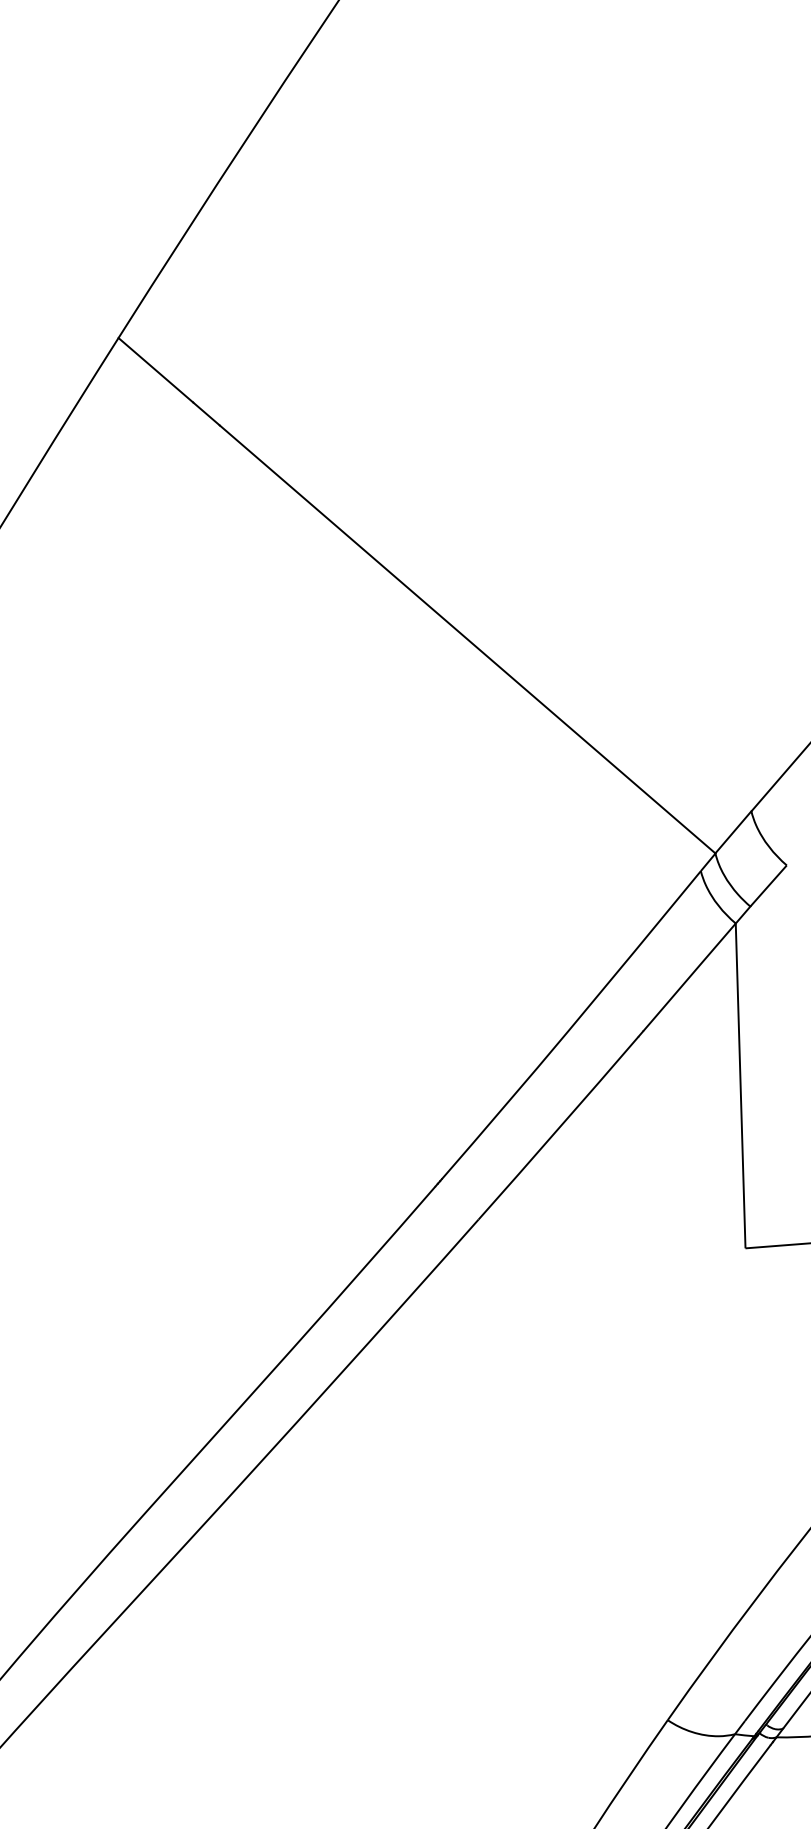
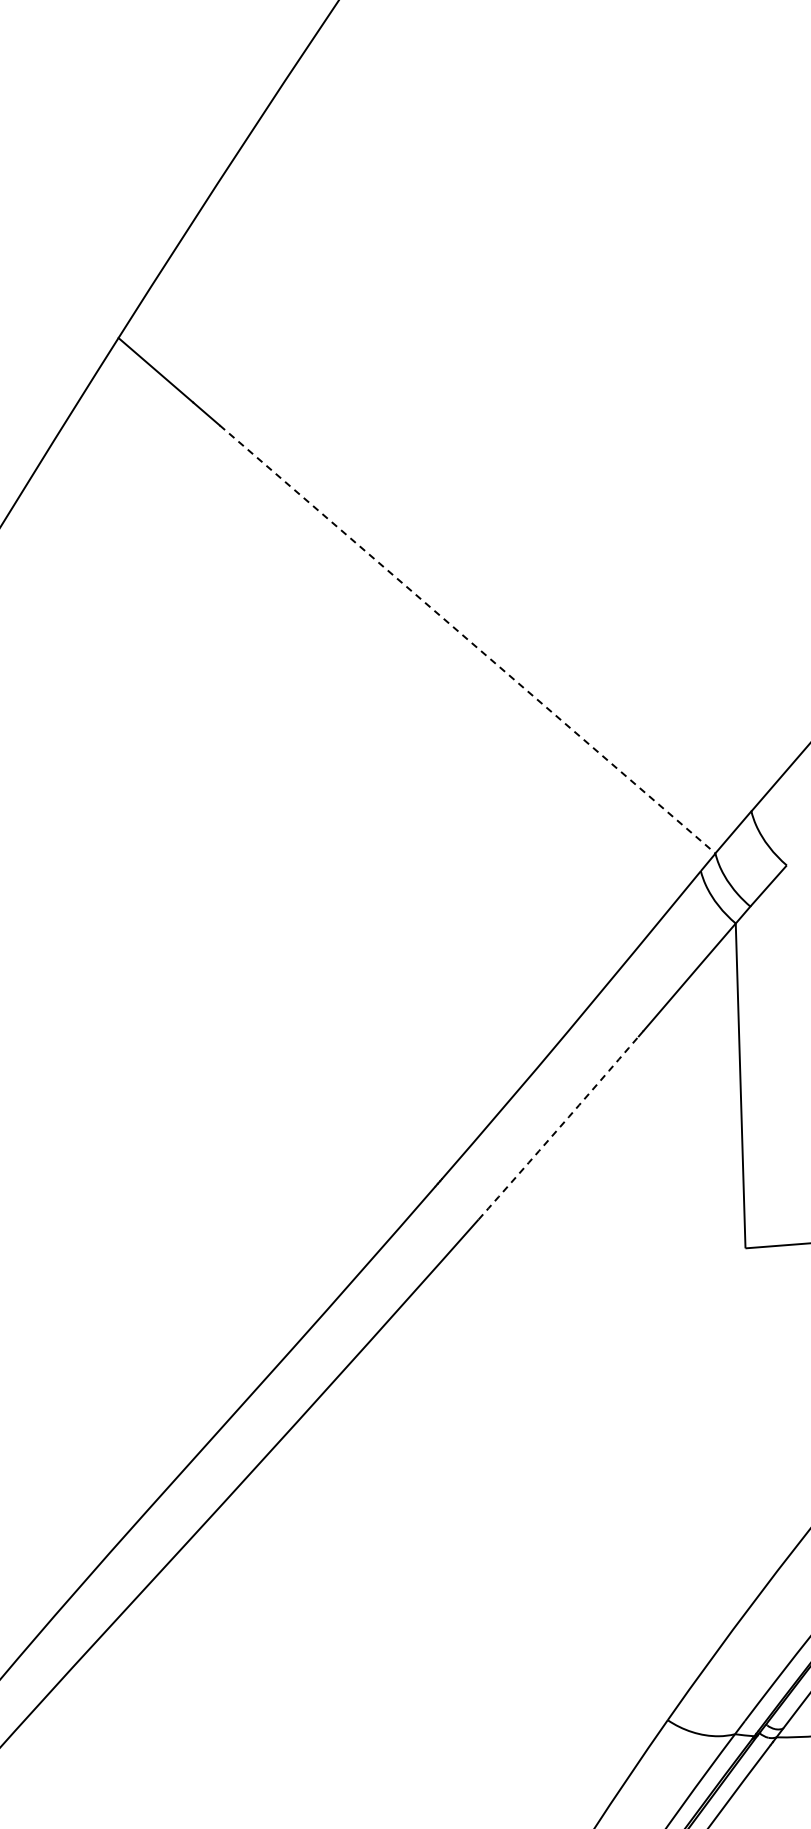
line: solid -> dashed (468, 639)
arc: solid -> dashed (559, 1128)
